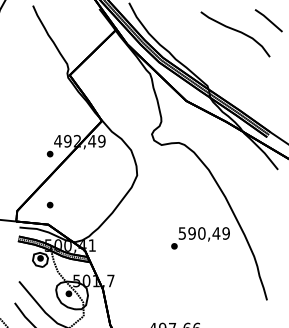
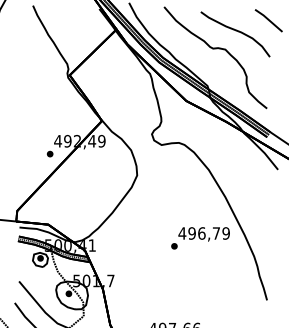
curve: none -> present (215, 49)
part: present -> none (49, 204)
text: 590,49 -> 496,79 (199, 233)
